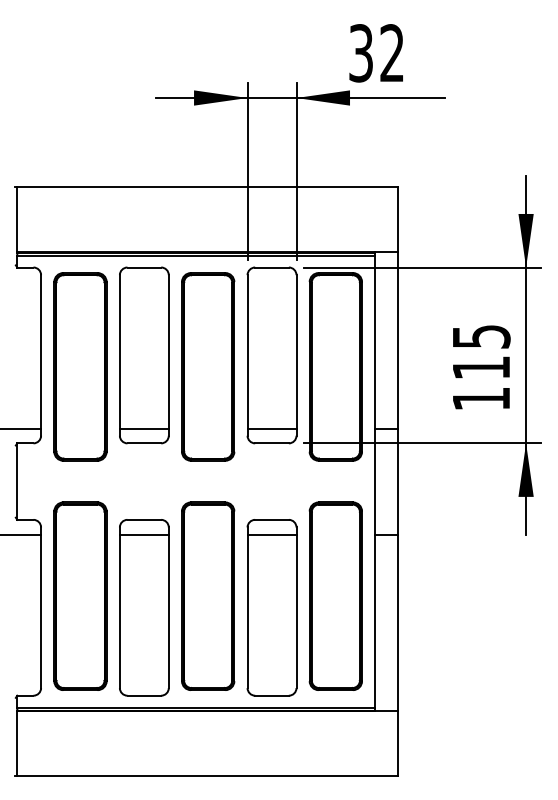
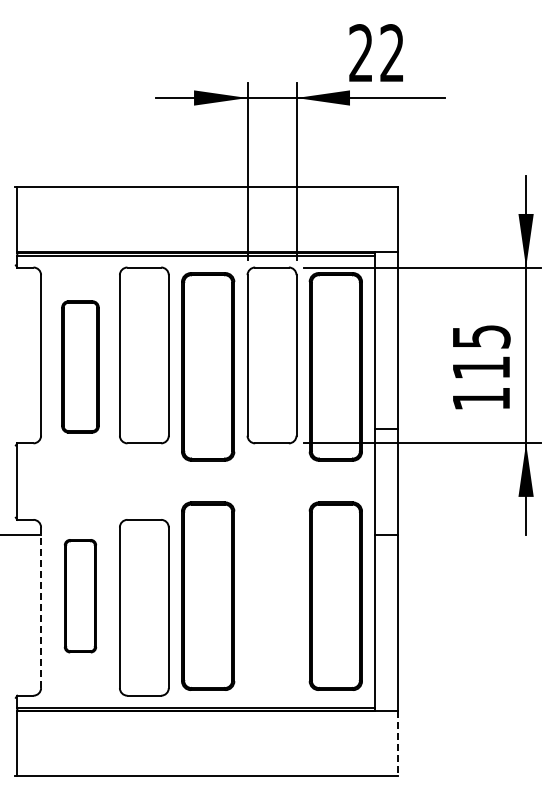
text: 32 -> 22 (360, 53)
part size: 55x190 px -> 39x134 px (80, 366)
line: present -> none (21, 428)
line: present -> none (143, 428)
line: present -> none (271, 428)
line: present -> none (143, 534)
part size: 55x190 px -> 34x115 px (79, 596)
line: solid -> dashed (41, 607)
part: present -> none (271, 607)
line: solid -> dashed (398, 744)
